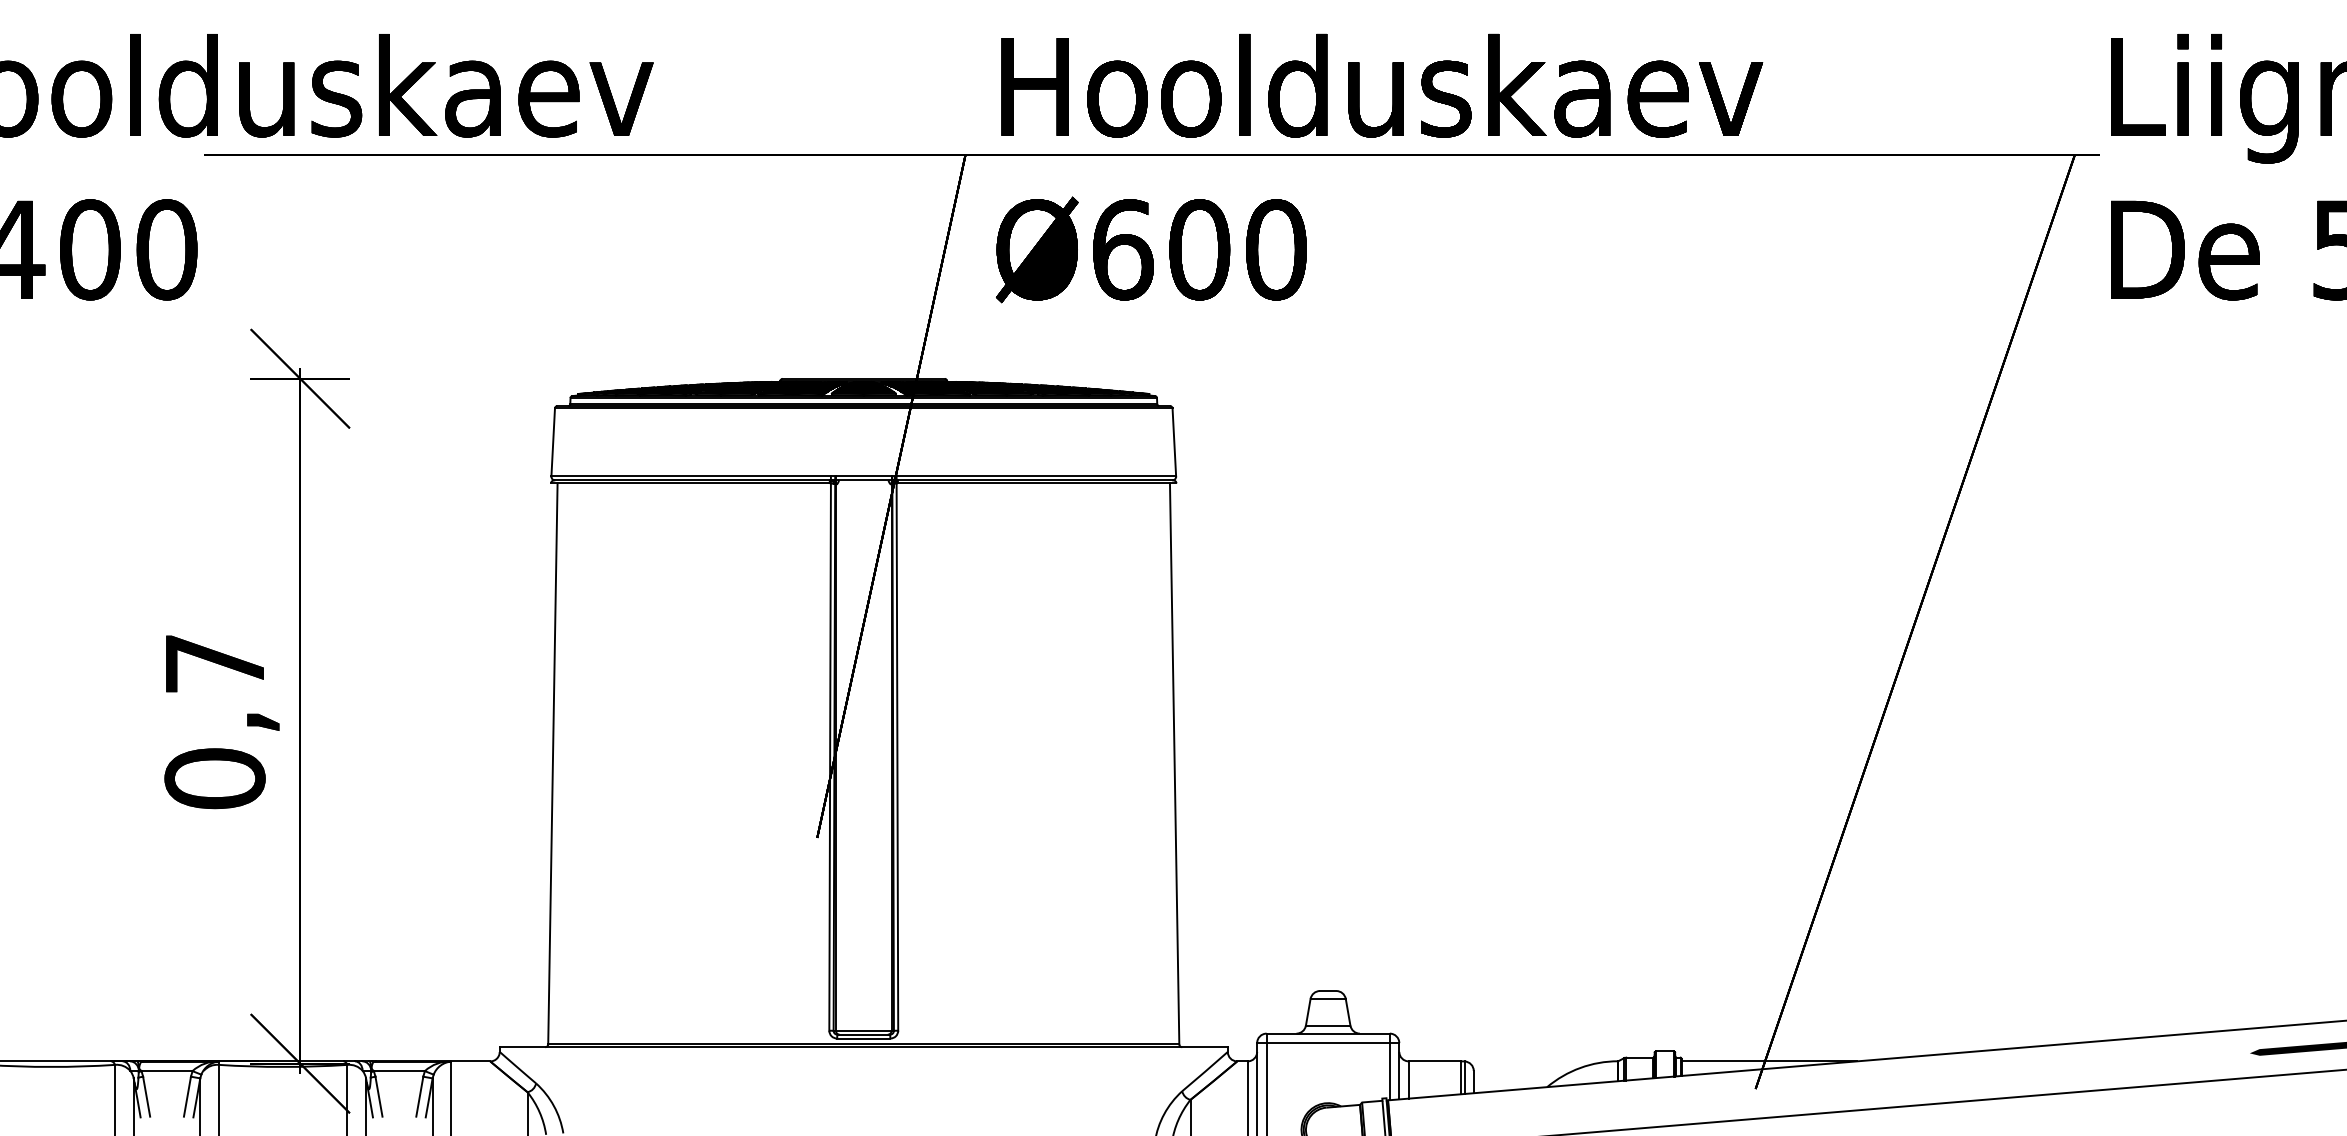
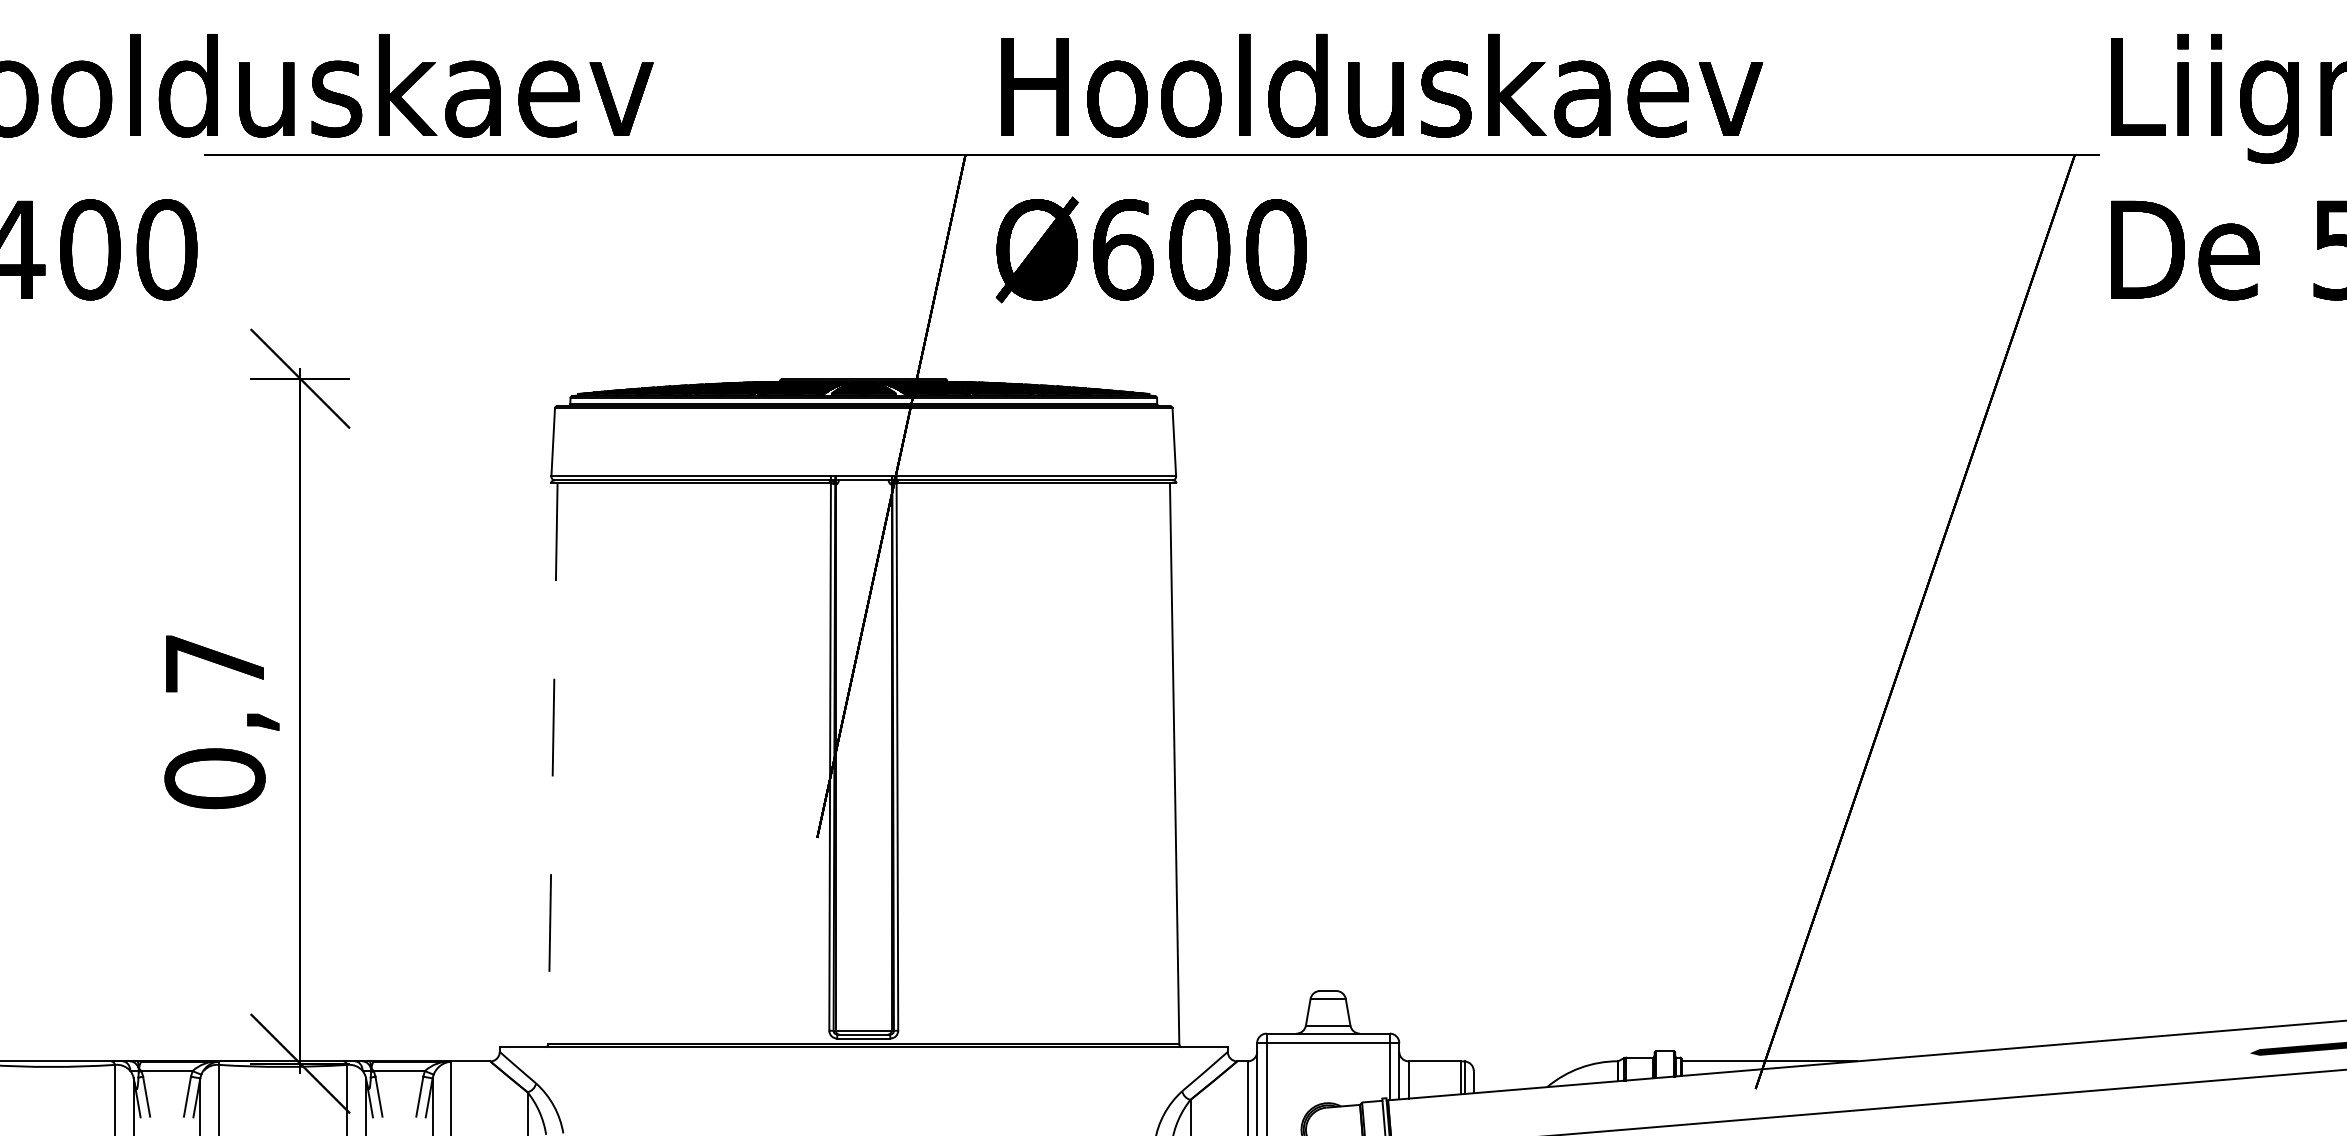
line: solid -> dashed (552, 763)
